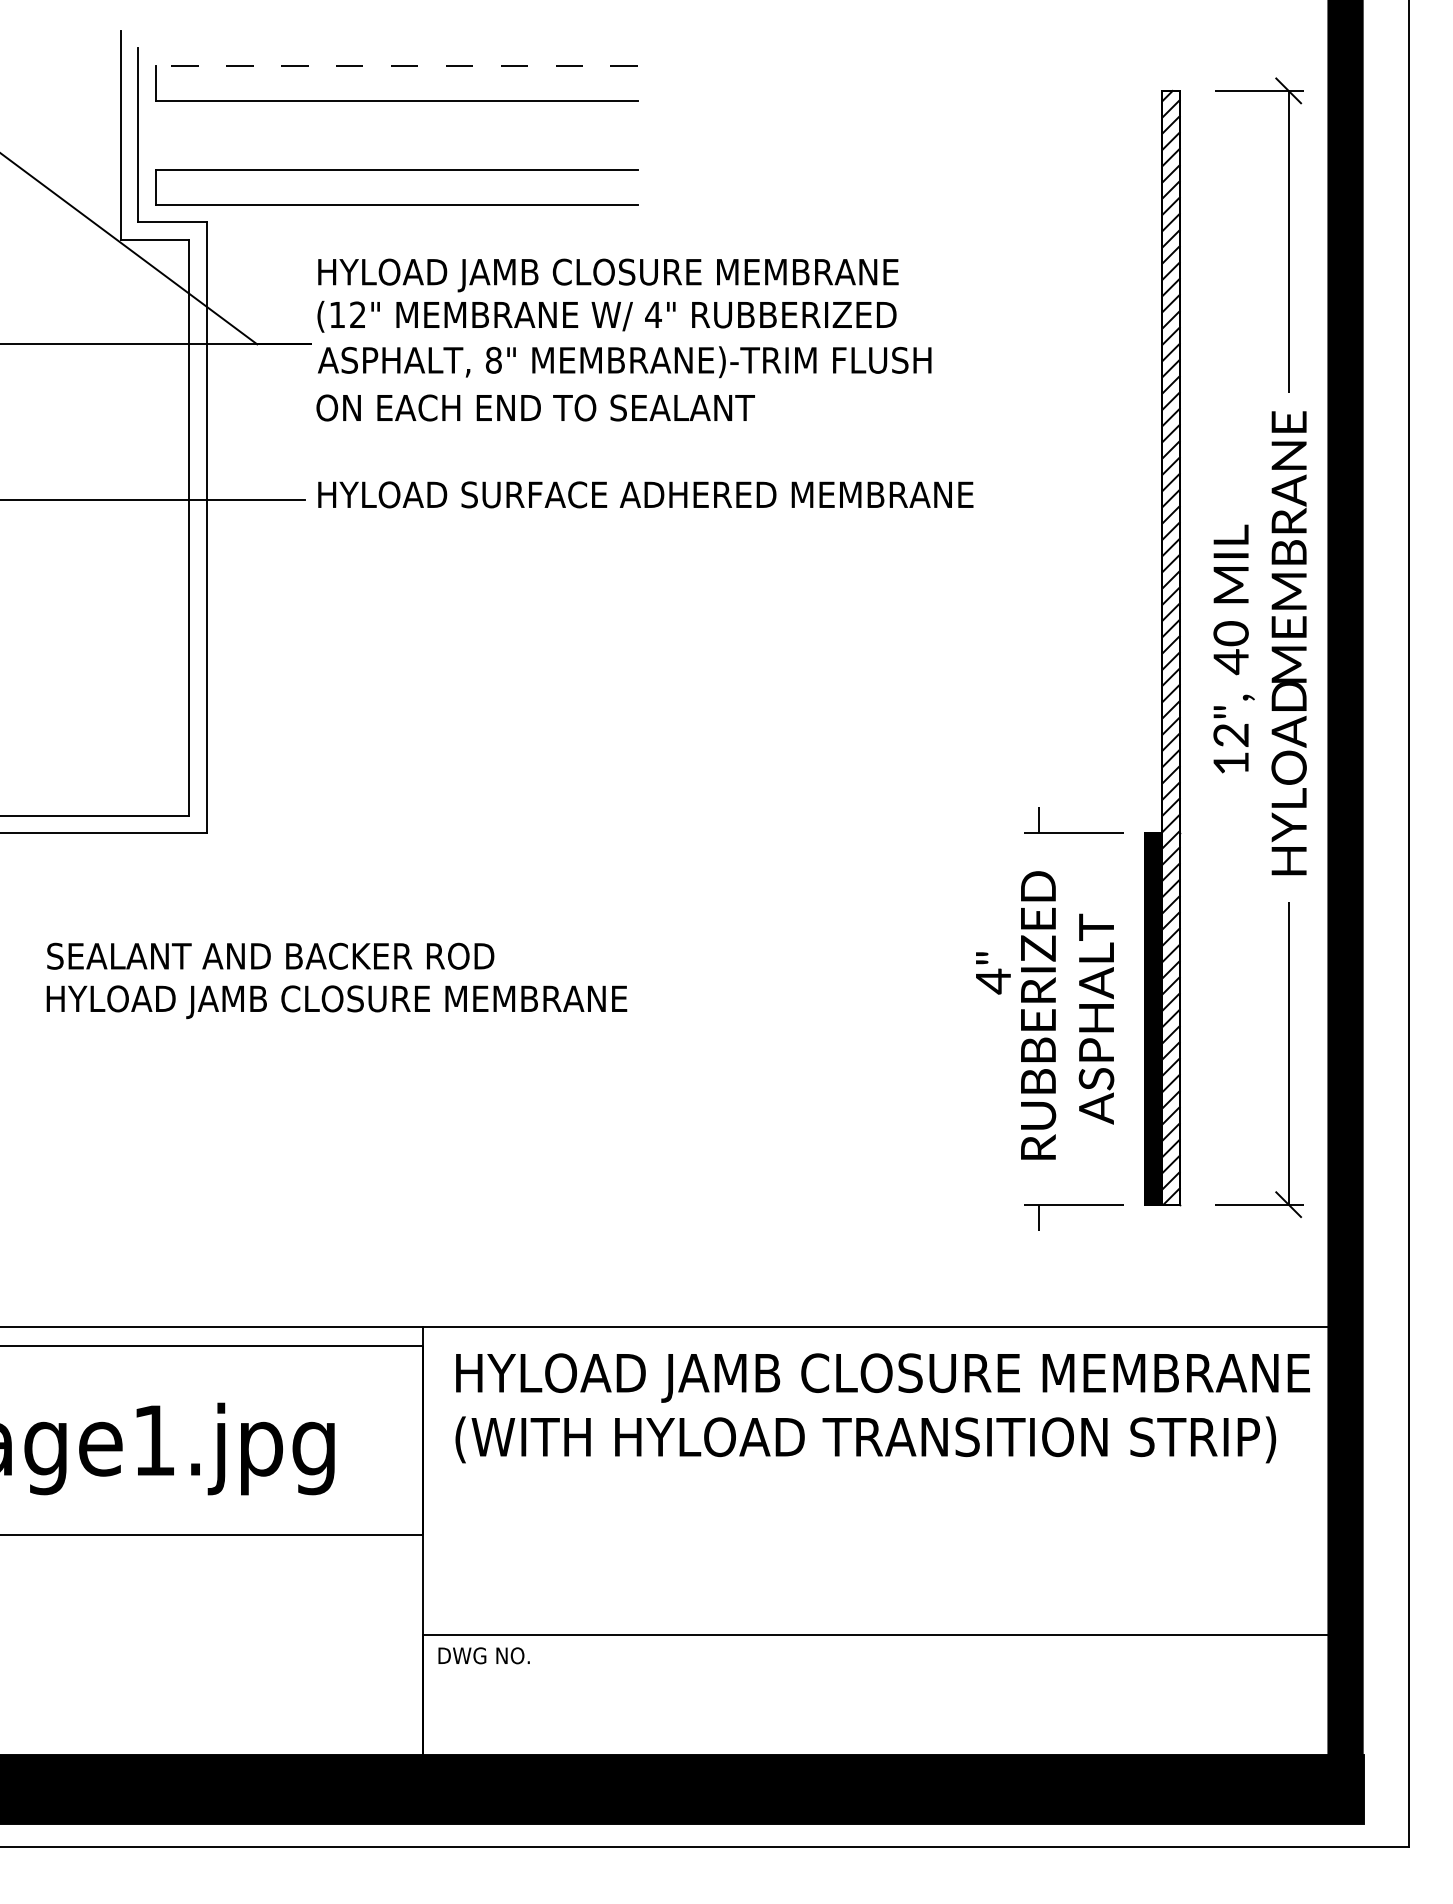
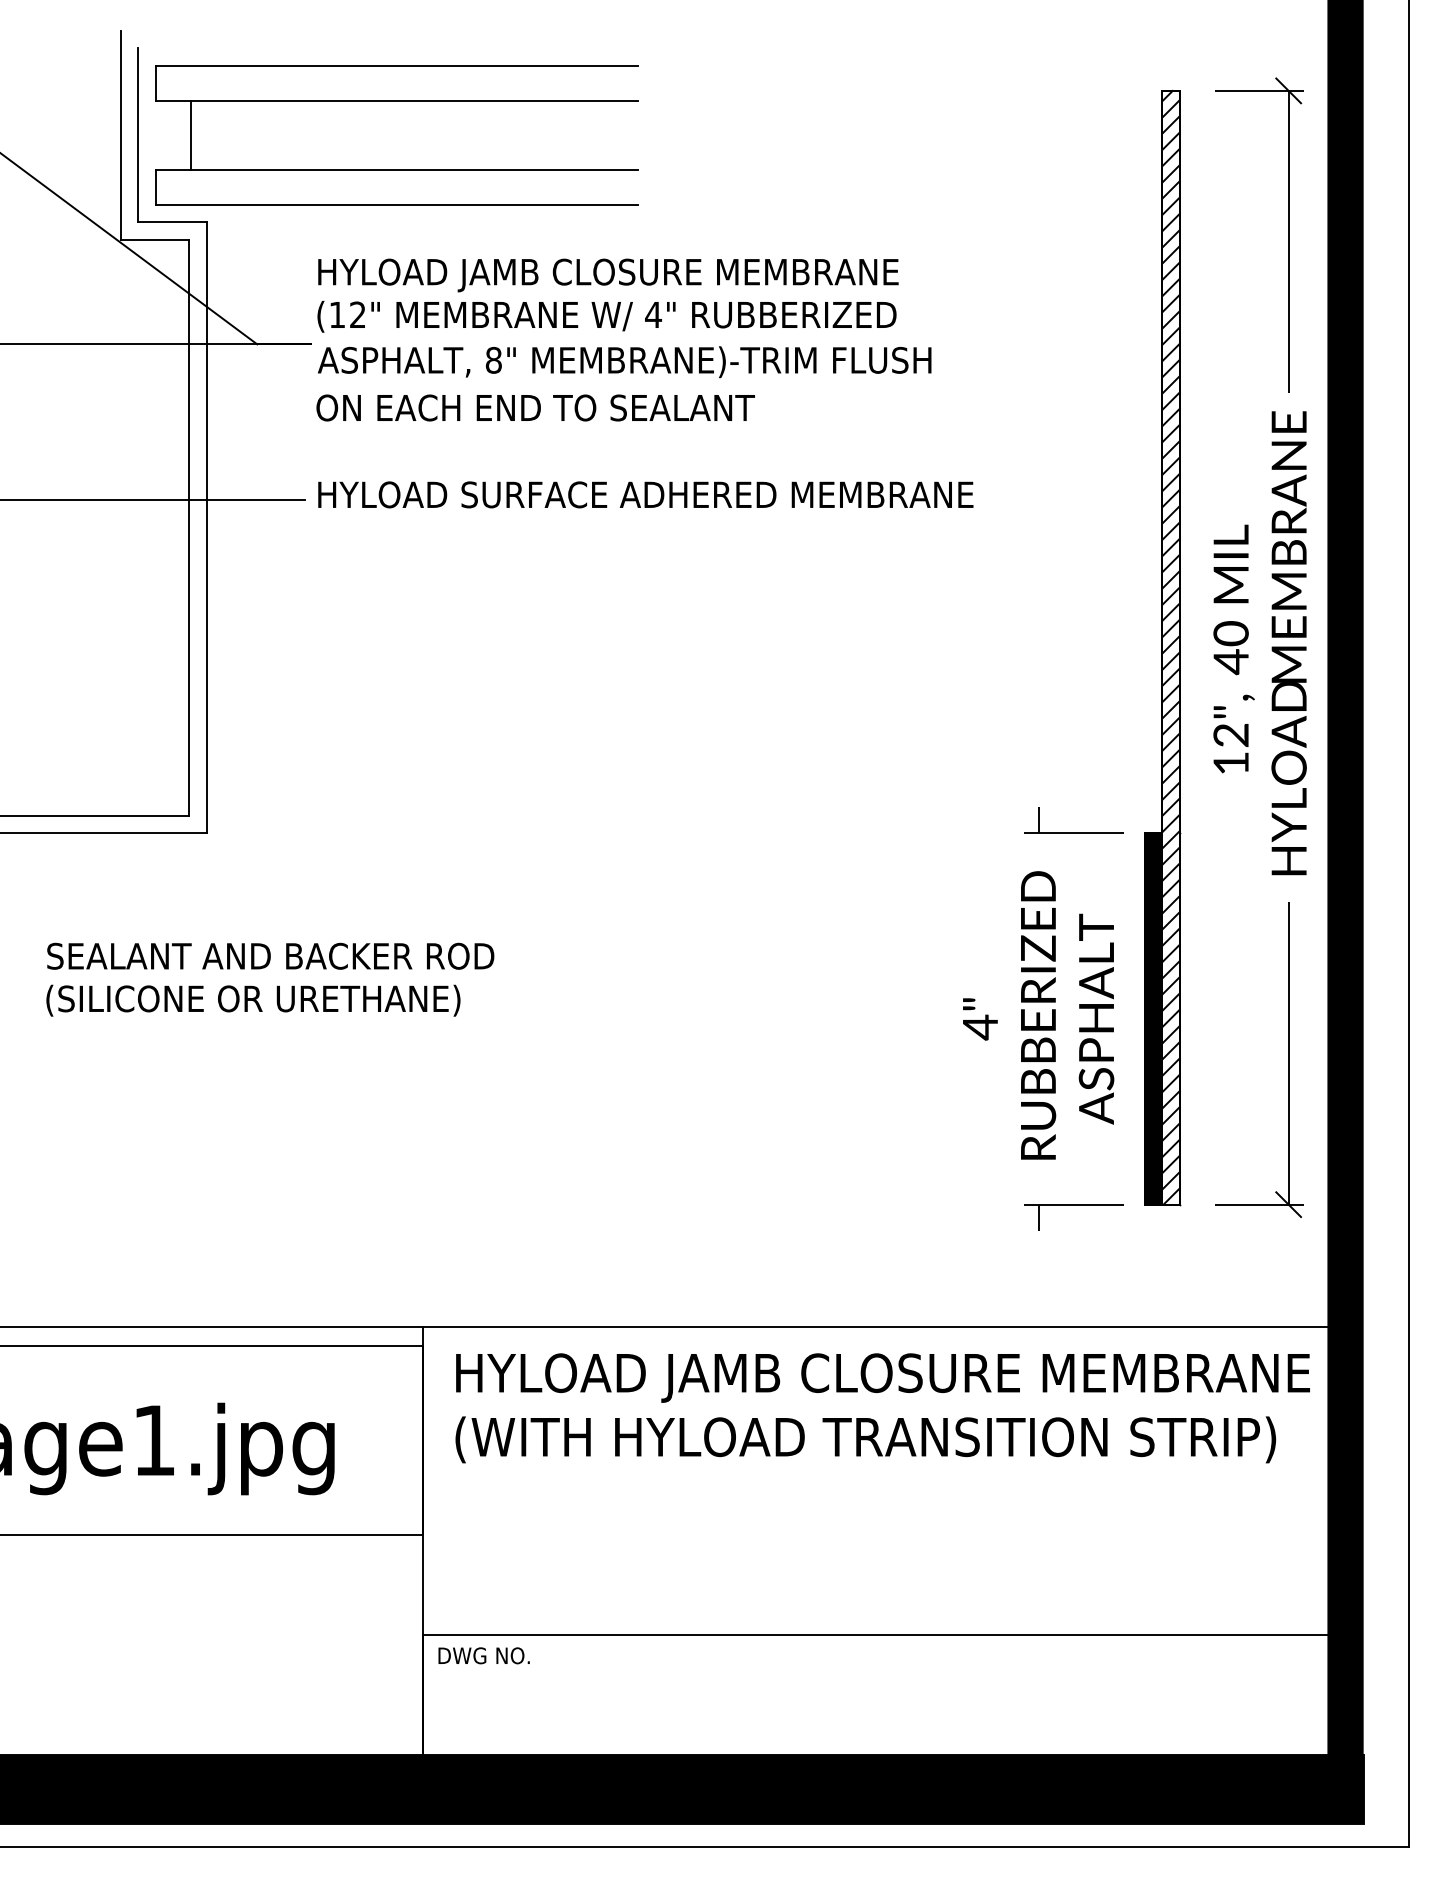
line: dashed -> solid (396, 65)
line: none -> present (190, 135)
text position: (993, 973) -> (980, 1019) (980, 1019)
text: HYLOAD JAMB CLOSURE MEMBRANE -> (SILICONE OR URETHANE) (336, 1001)
